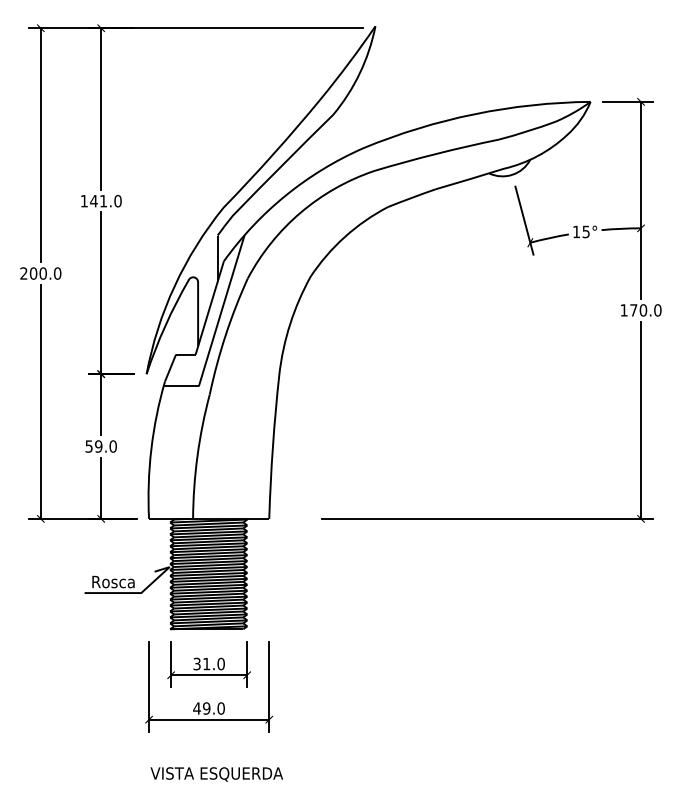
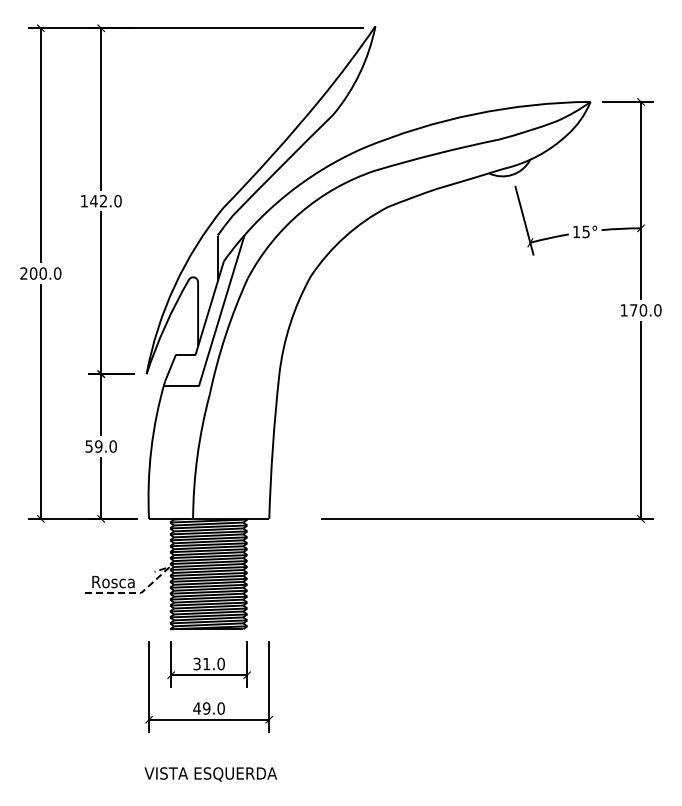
text: 141.0 -> 142.0 (103, 200)
line: solid -> dashed (141, 593)
text position: (216, 774) -> (210, 774) (210, 774)
